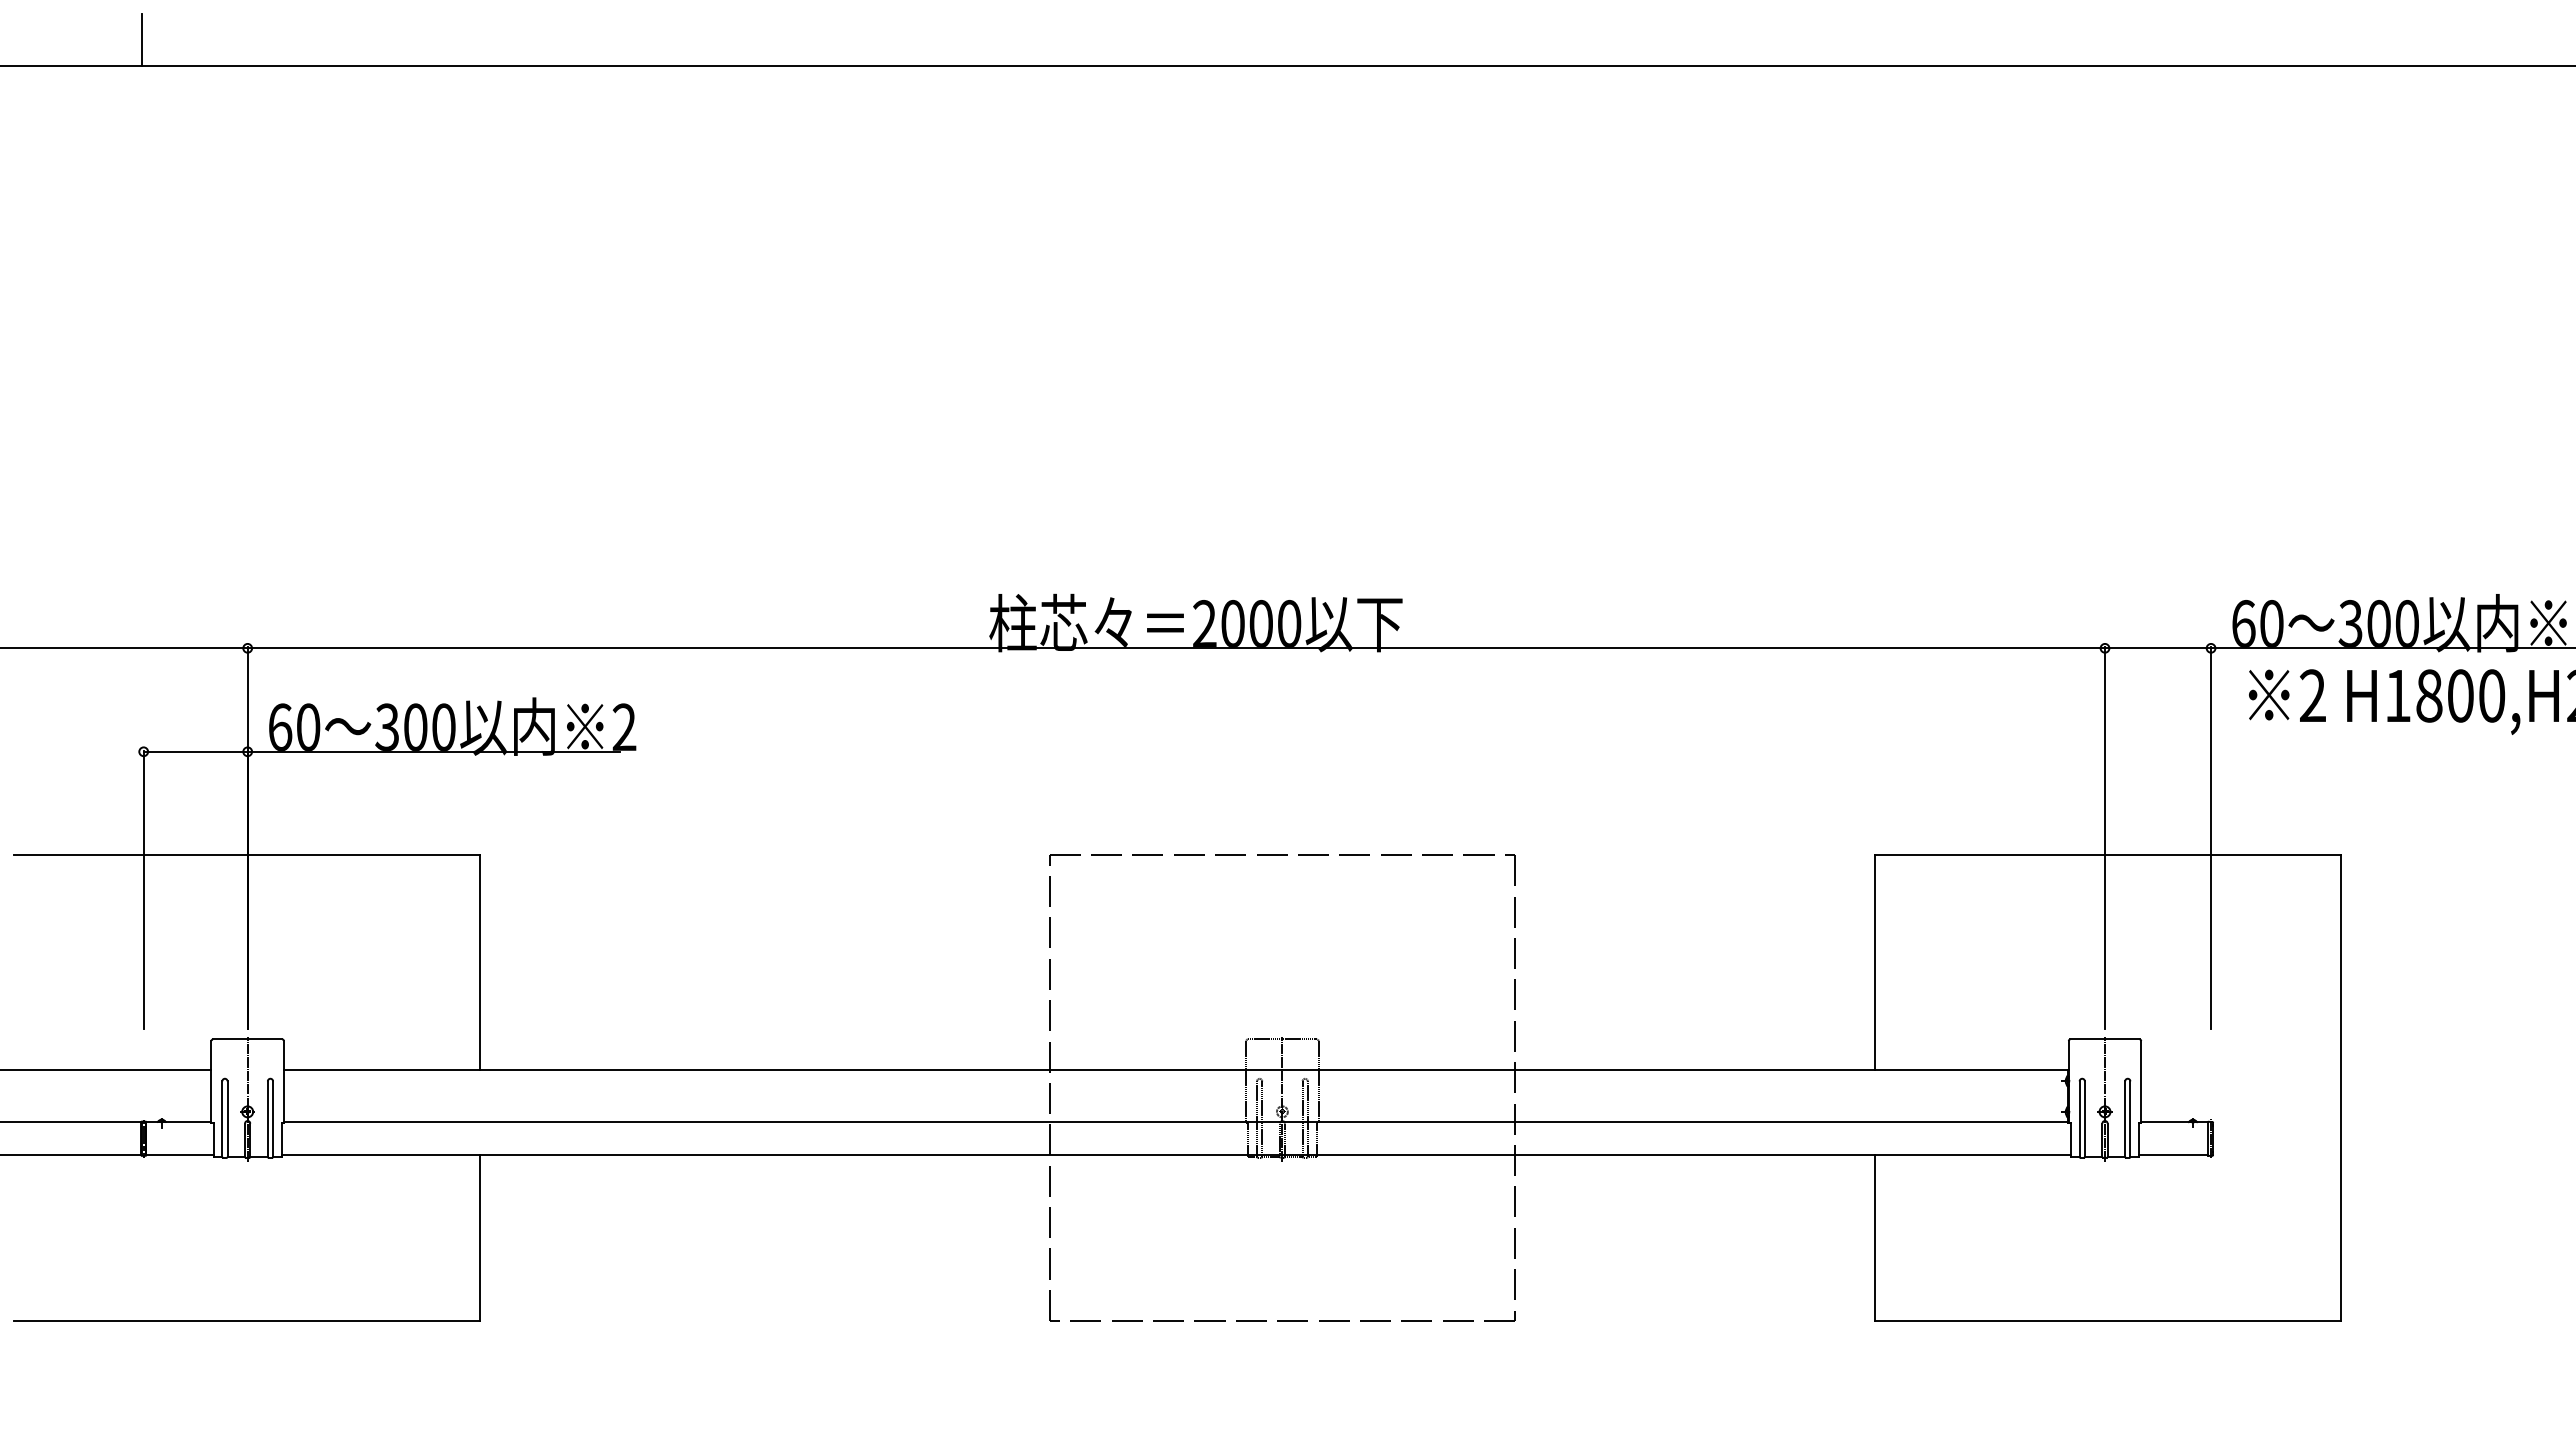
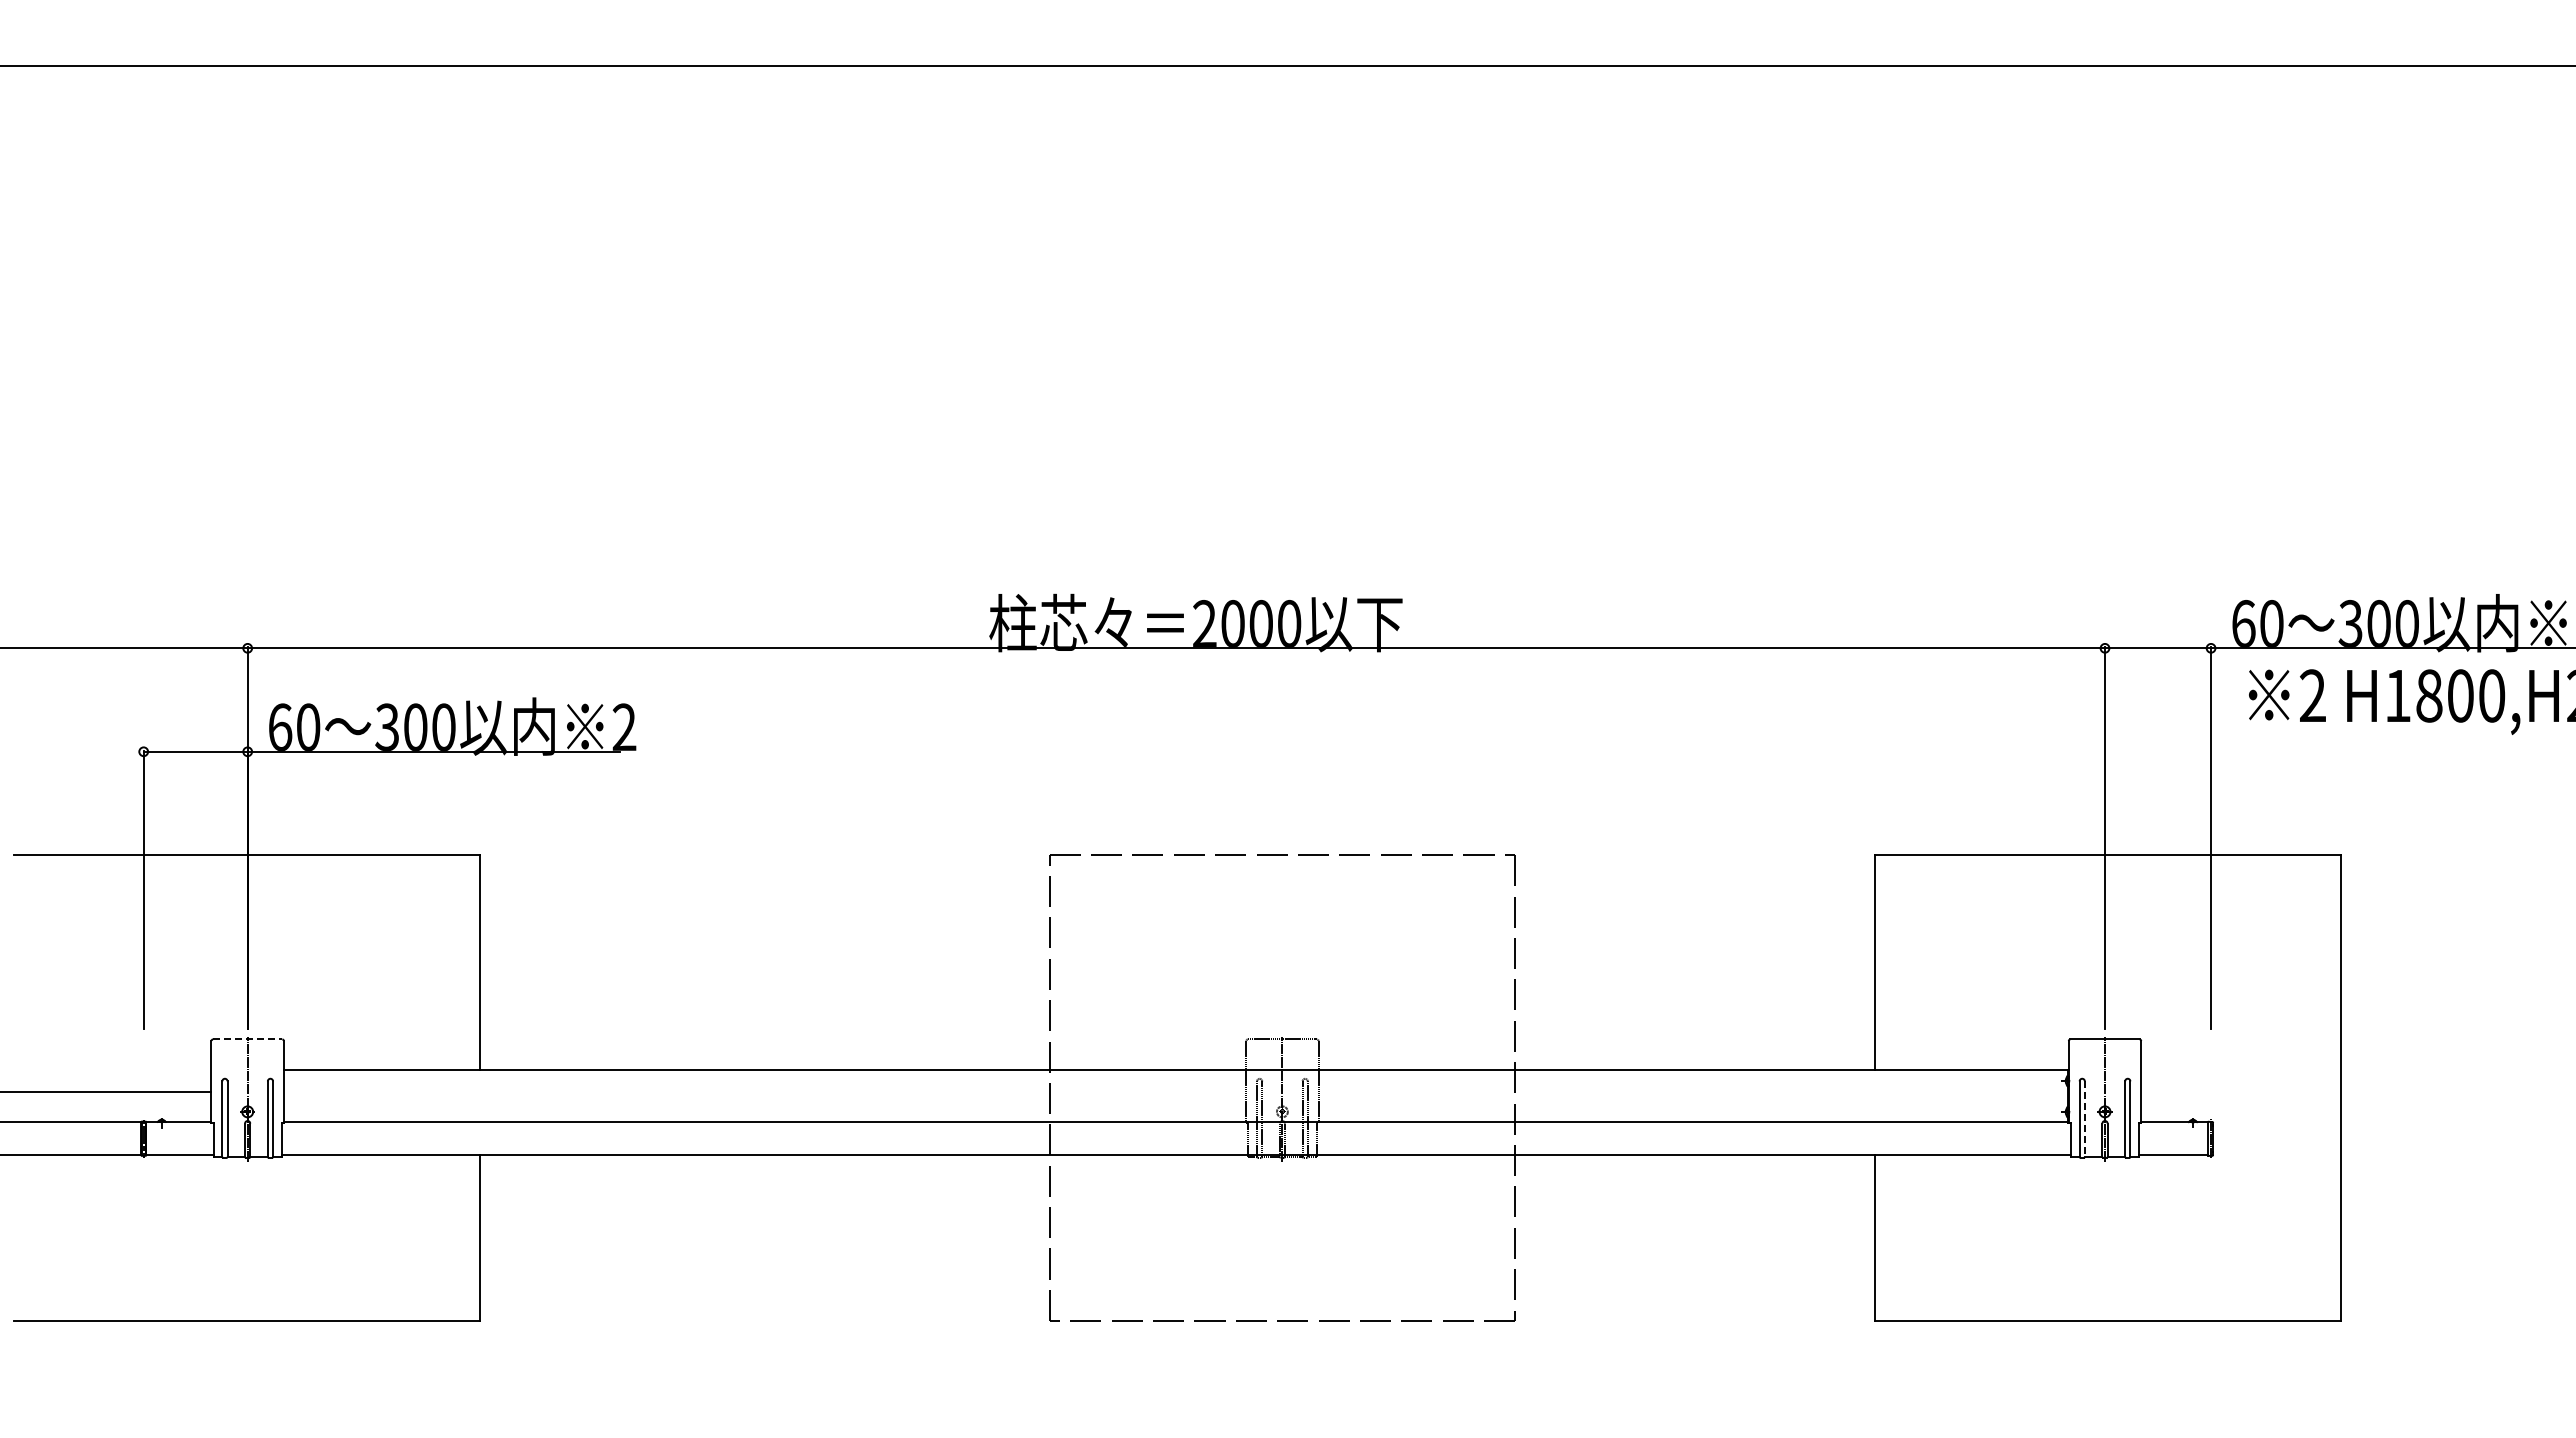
line: present -> none (141, 39)
line: solid -> dashed (247, 1039)
line position: (106, 1070) -> (106, 1092) (106, 1092)
line: solid -> dashed (2084, 1119)
